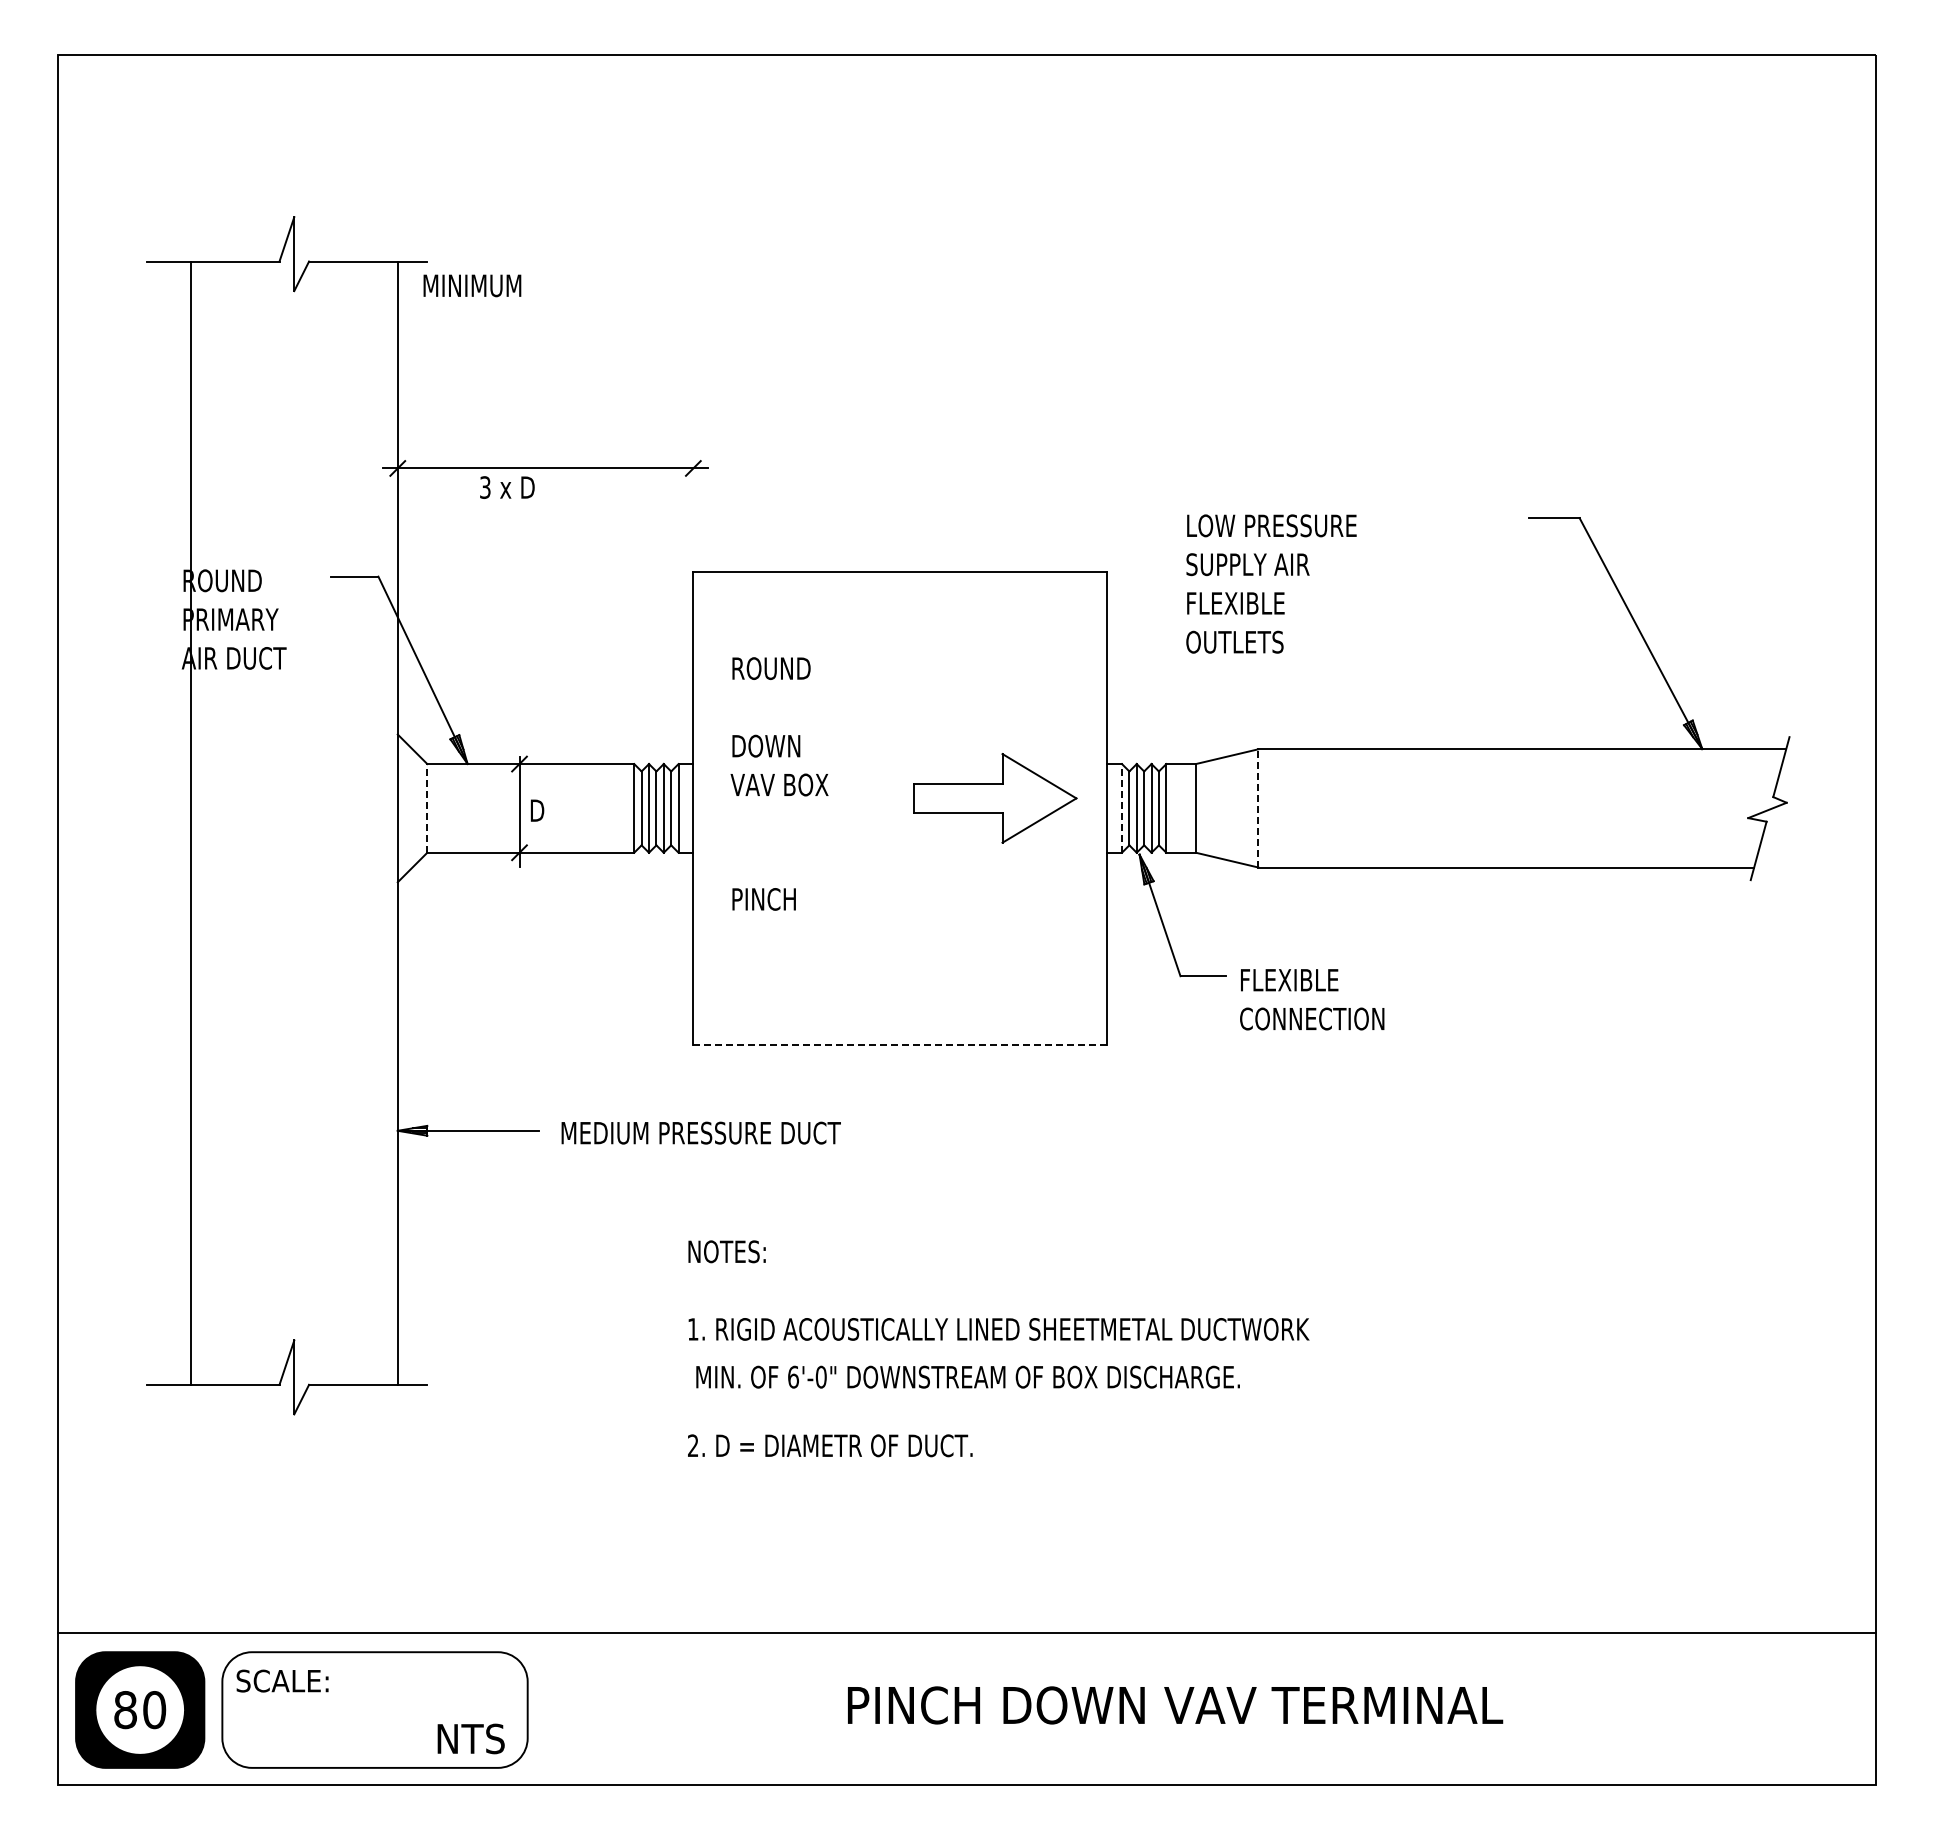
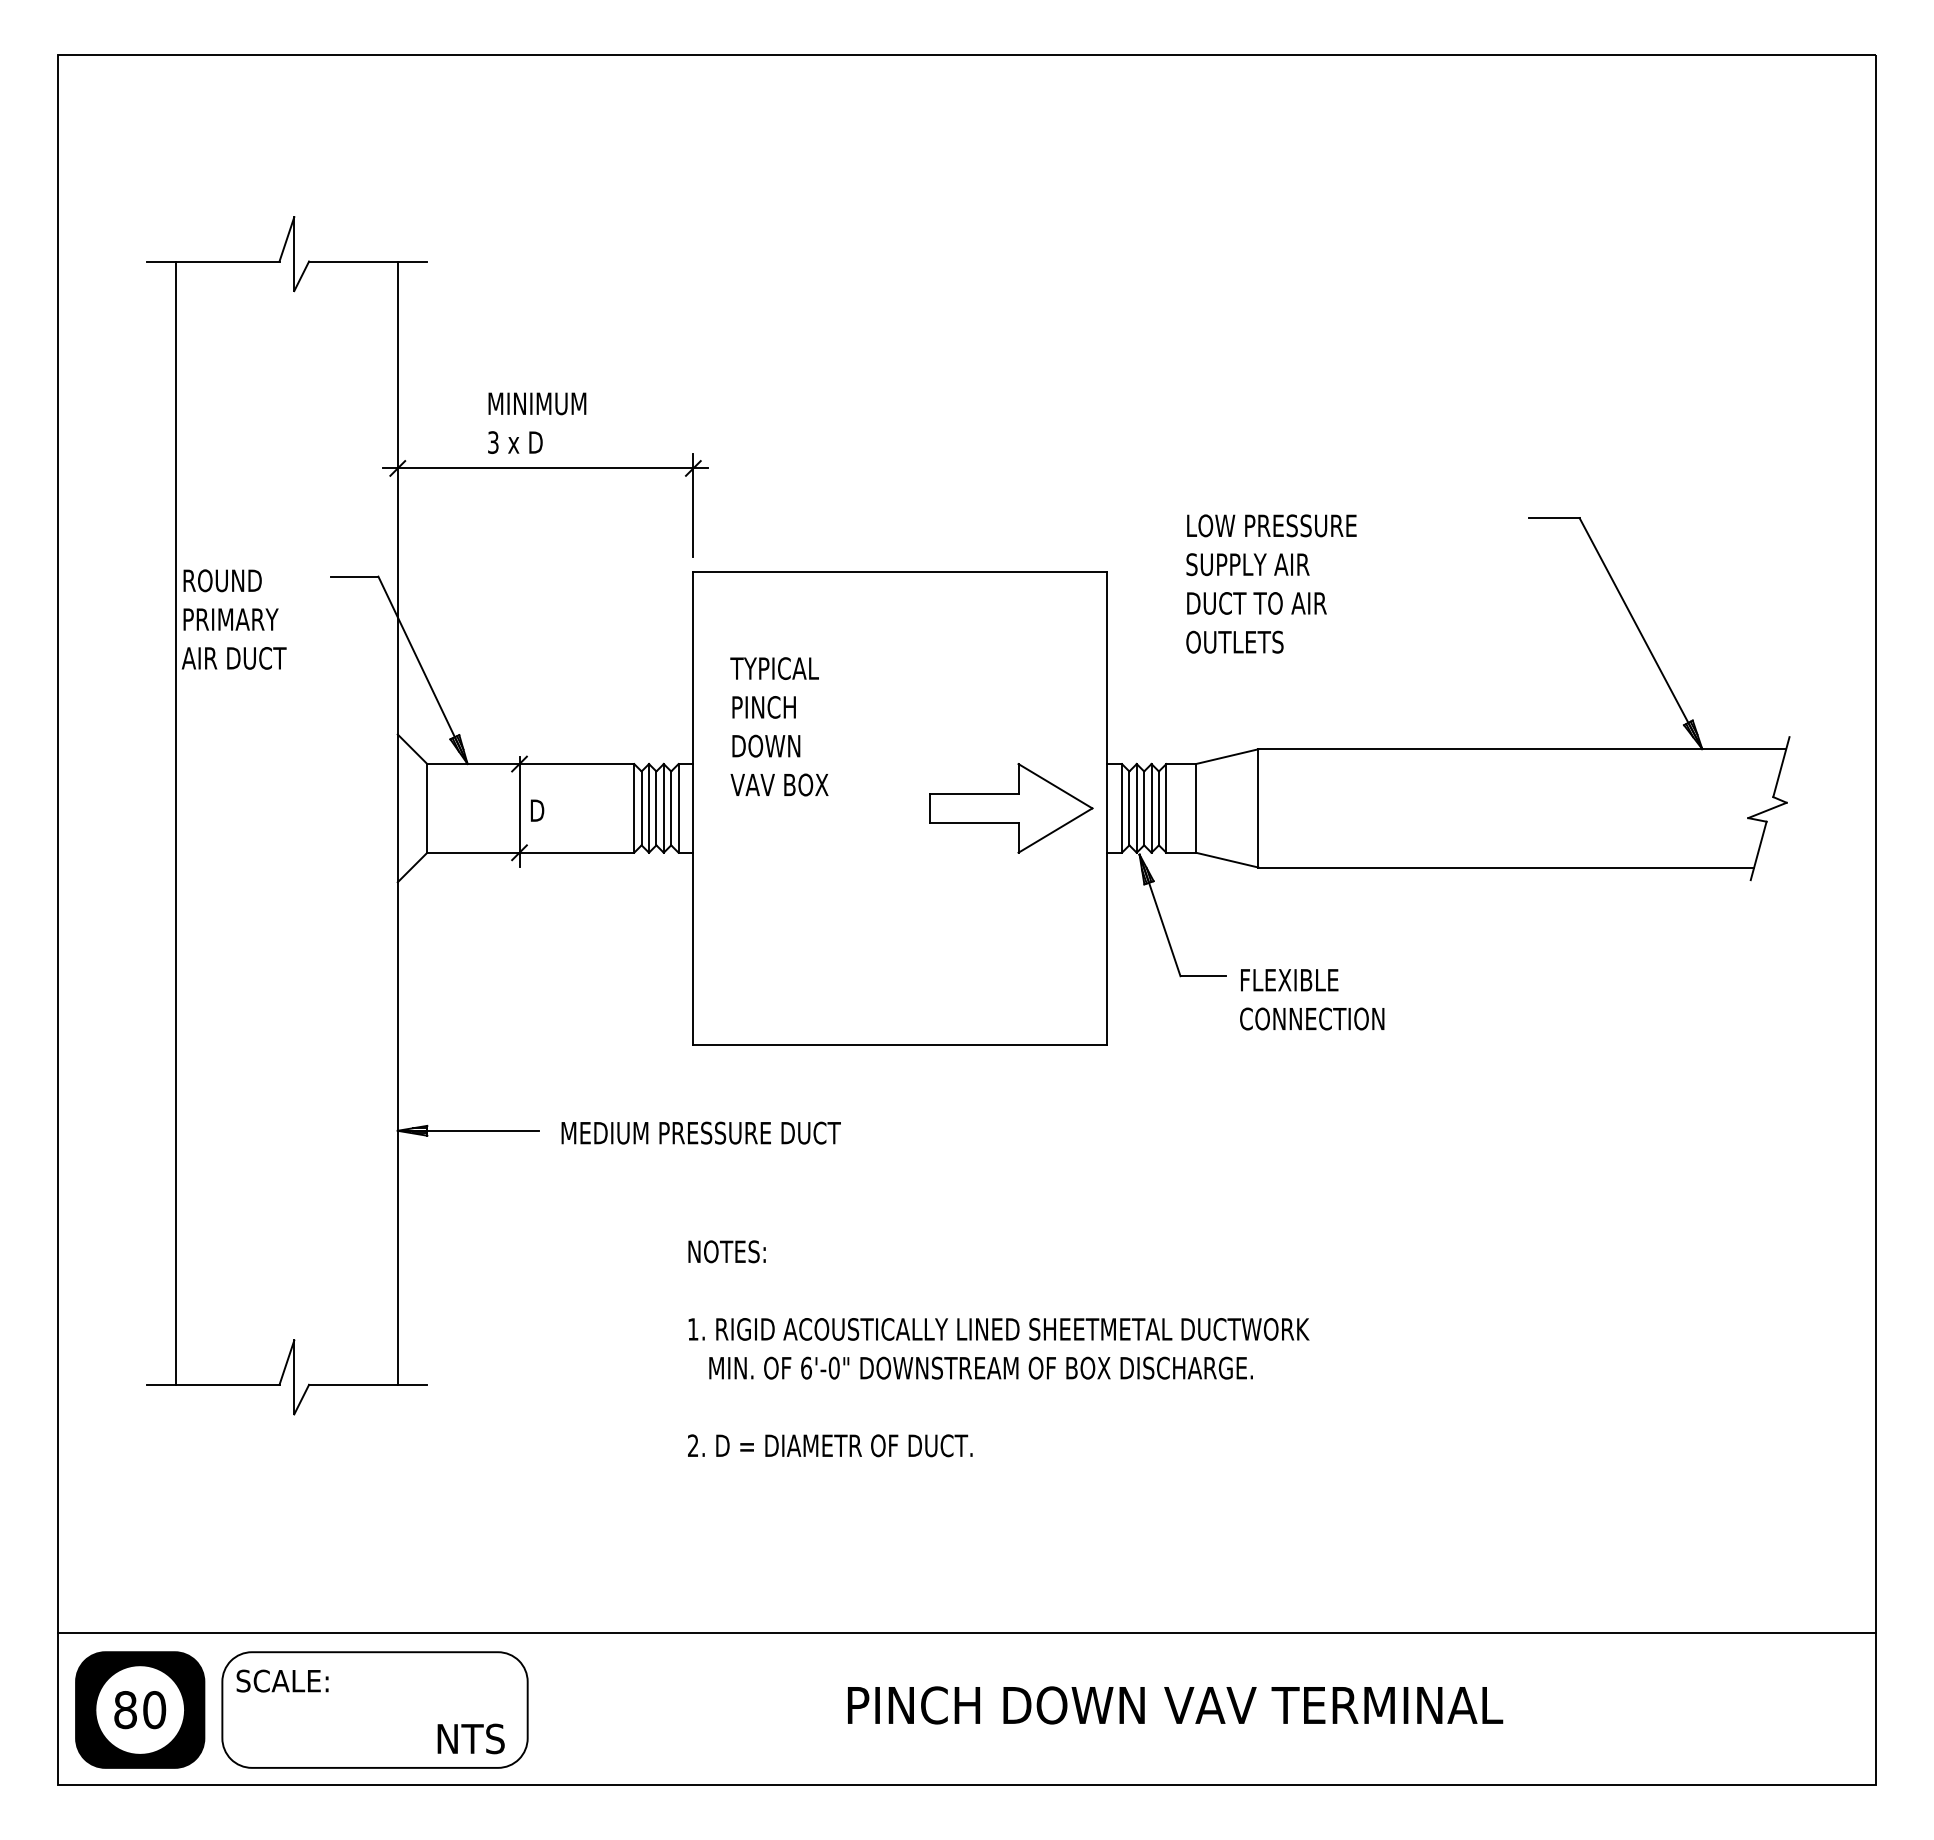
text position: (472, 285) -> (537, 403) (537, 403)
text position: (507, 487) -> (515, 442) (515, 442)
line: none -> present (693, 505)
text: FLEXIBLE -> DUCT TO AIR (1257, 603)
text: ROUND -> TYPICAL (774, 668)
part position: (995, 798) -> (1011, 808) (1011, 808)
line: dashed -> solid (427, 807)
line: dashed -> solid (1121, 807)
line: dashed -> solid (1258, 807)
line position: (191, 822) -> (176, 822) (176, 822)
text position: (763, 899) -> (763, 707) (763, 707)
line: dashed -> solid (900, 1044)
text position: (967, 1376) -> (980, 1367) (980, 1367)
